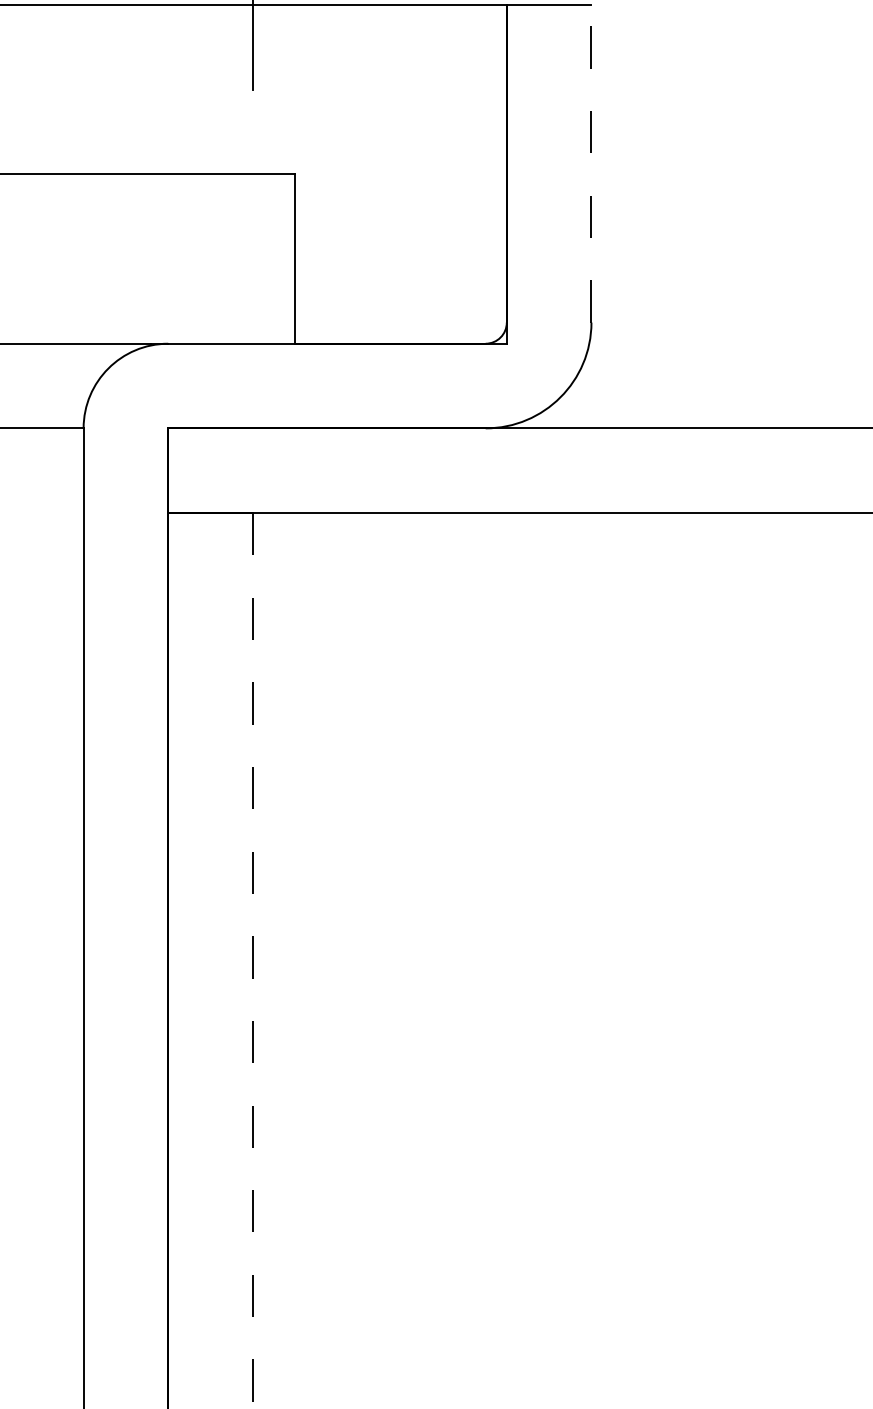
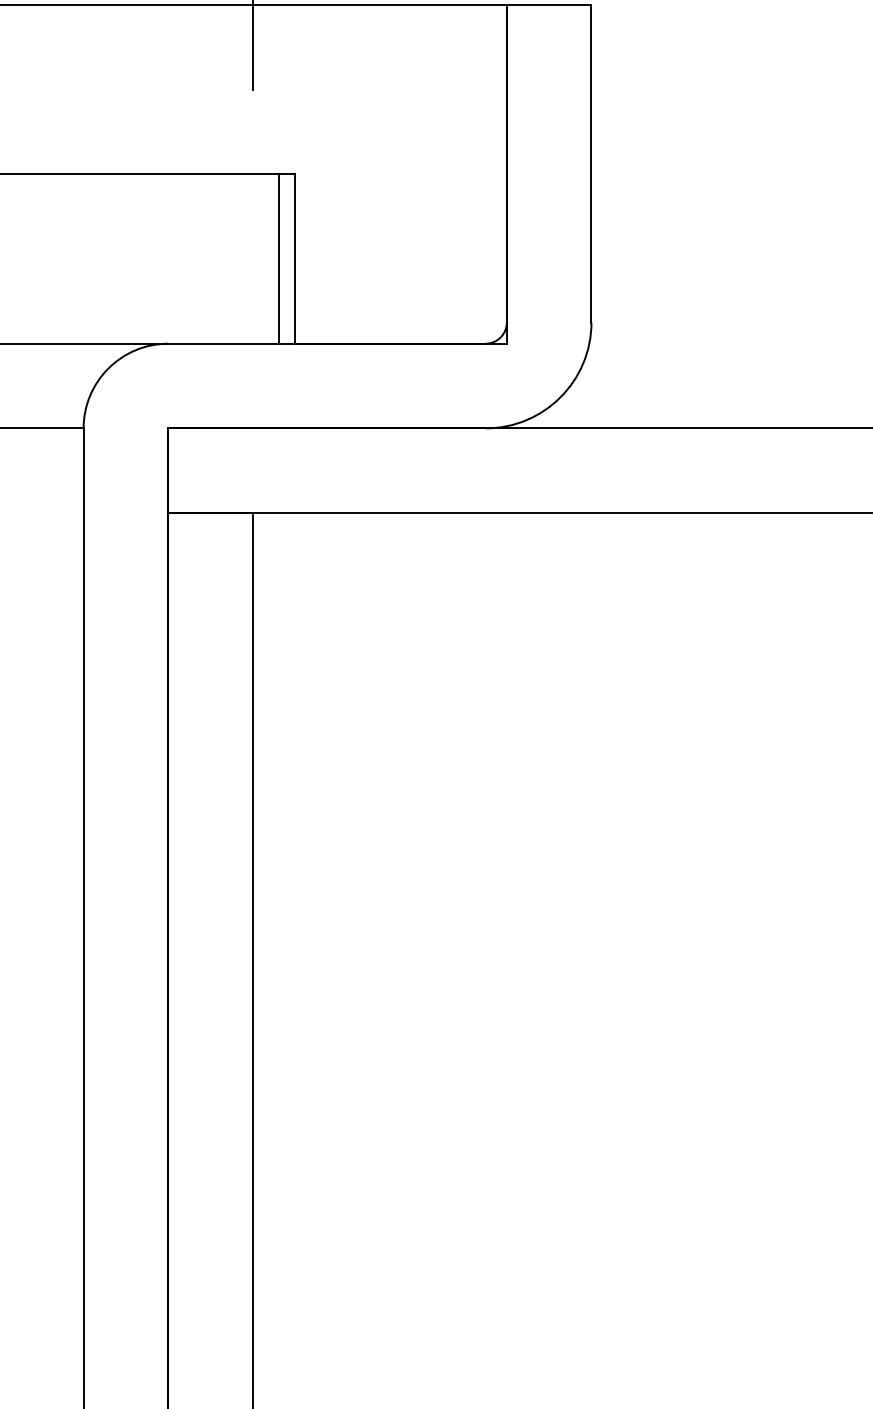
line: dashed -> solid (591, 163)
line: none -> present (279, 258)
line: dashed -> solid (252, 960)
